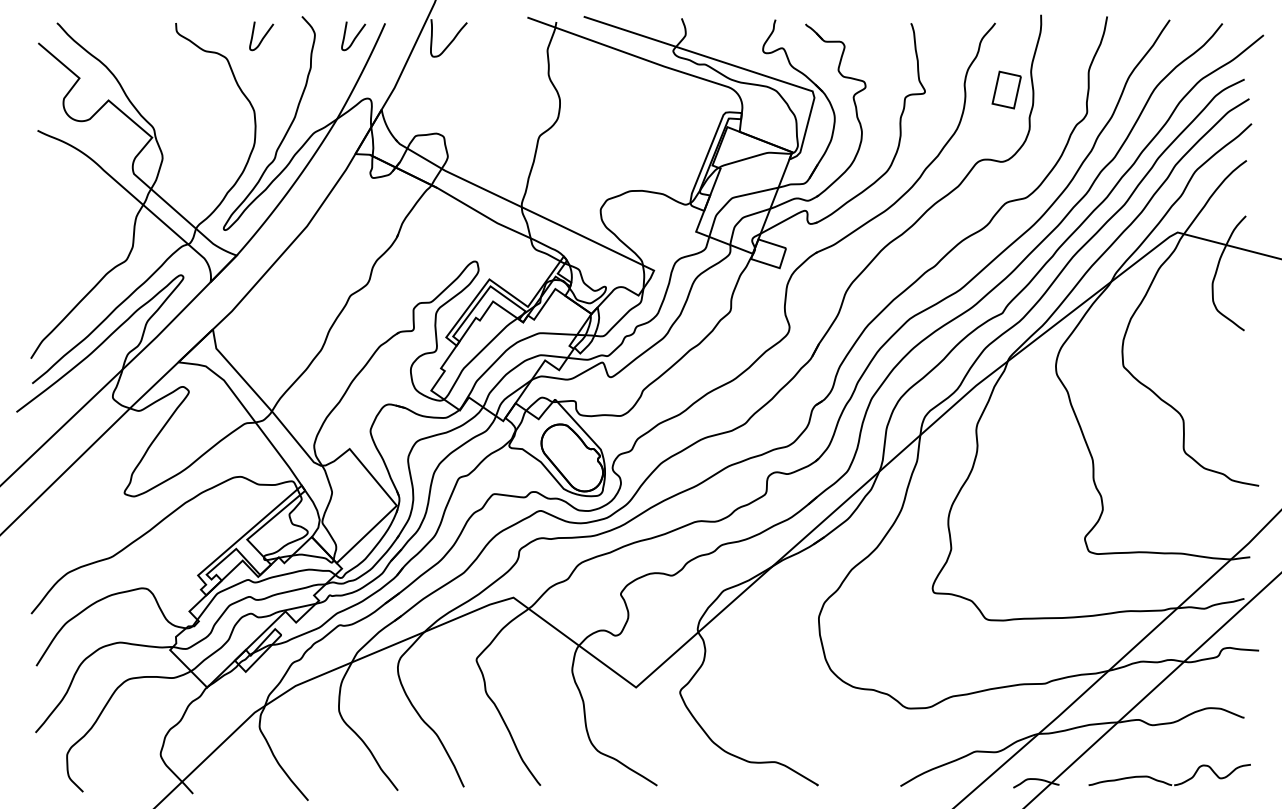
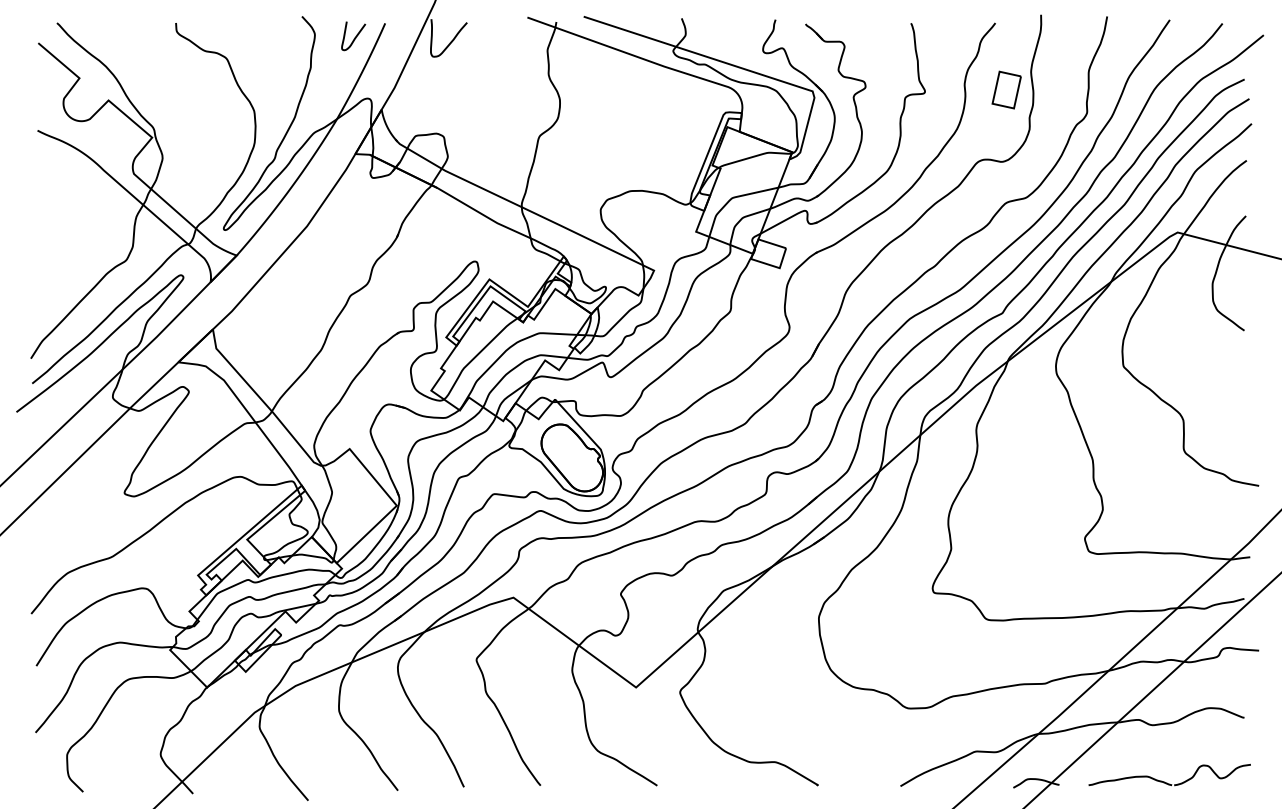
curve: present -> none (262, 37)
